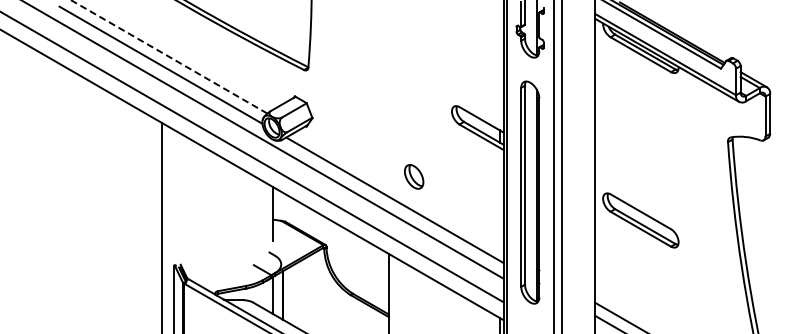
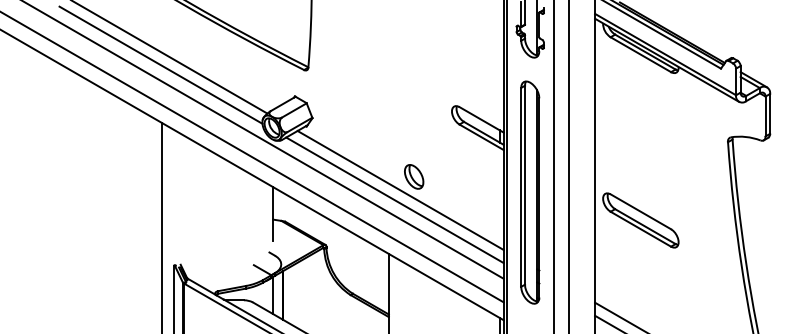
line: dashed -> solid (168, 56)
line position: (561, 166) -> (568, 166) (568, 166)
line: none -> present (400, 190)
